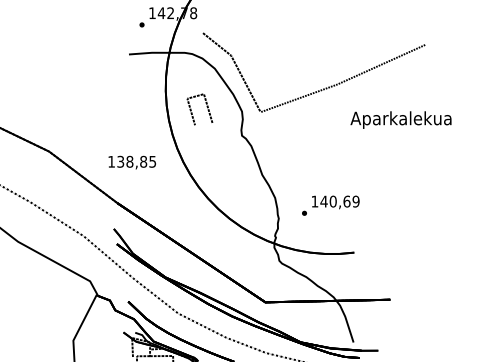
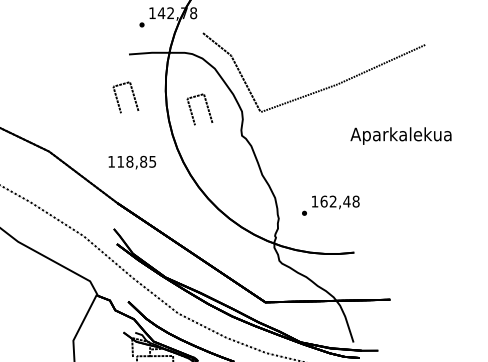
line: none -> present (132, 94)
text position: (400, 119) -> (400, 135) (400, 135)
text: 138,85 -> 118,85 (120, 161)
text: 140,69 -> 162,48 (339, 201)
